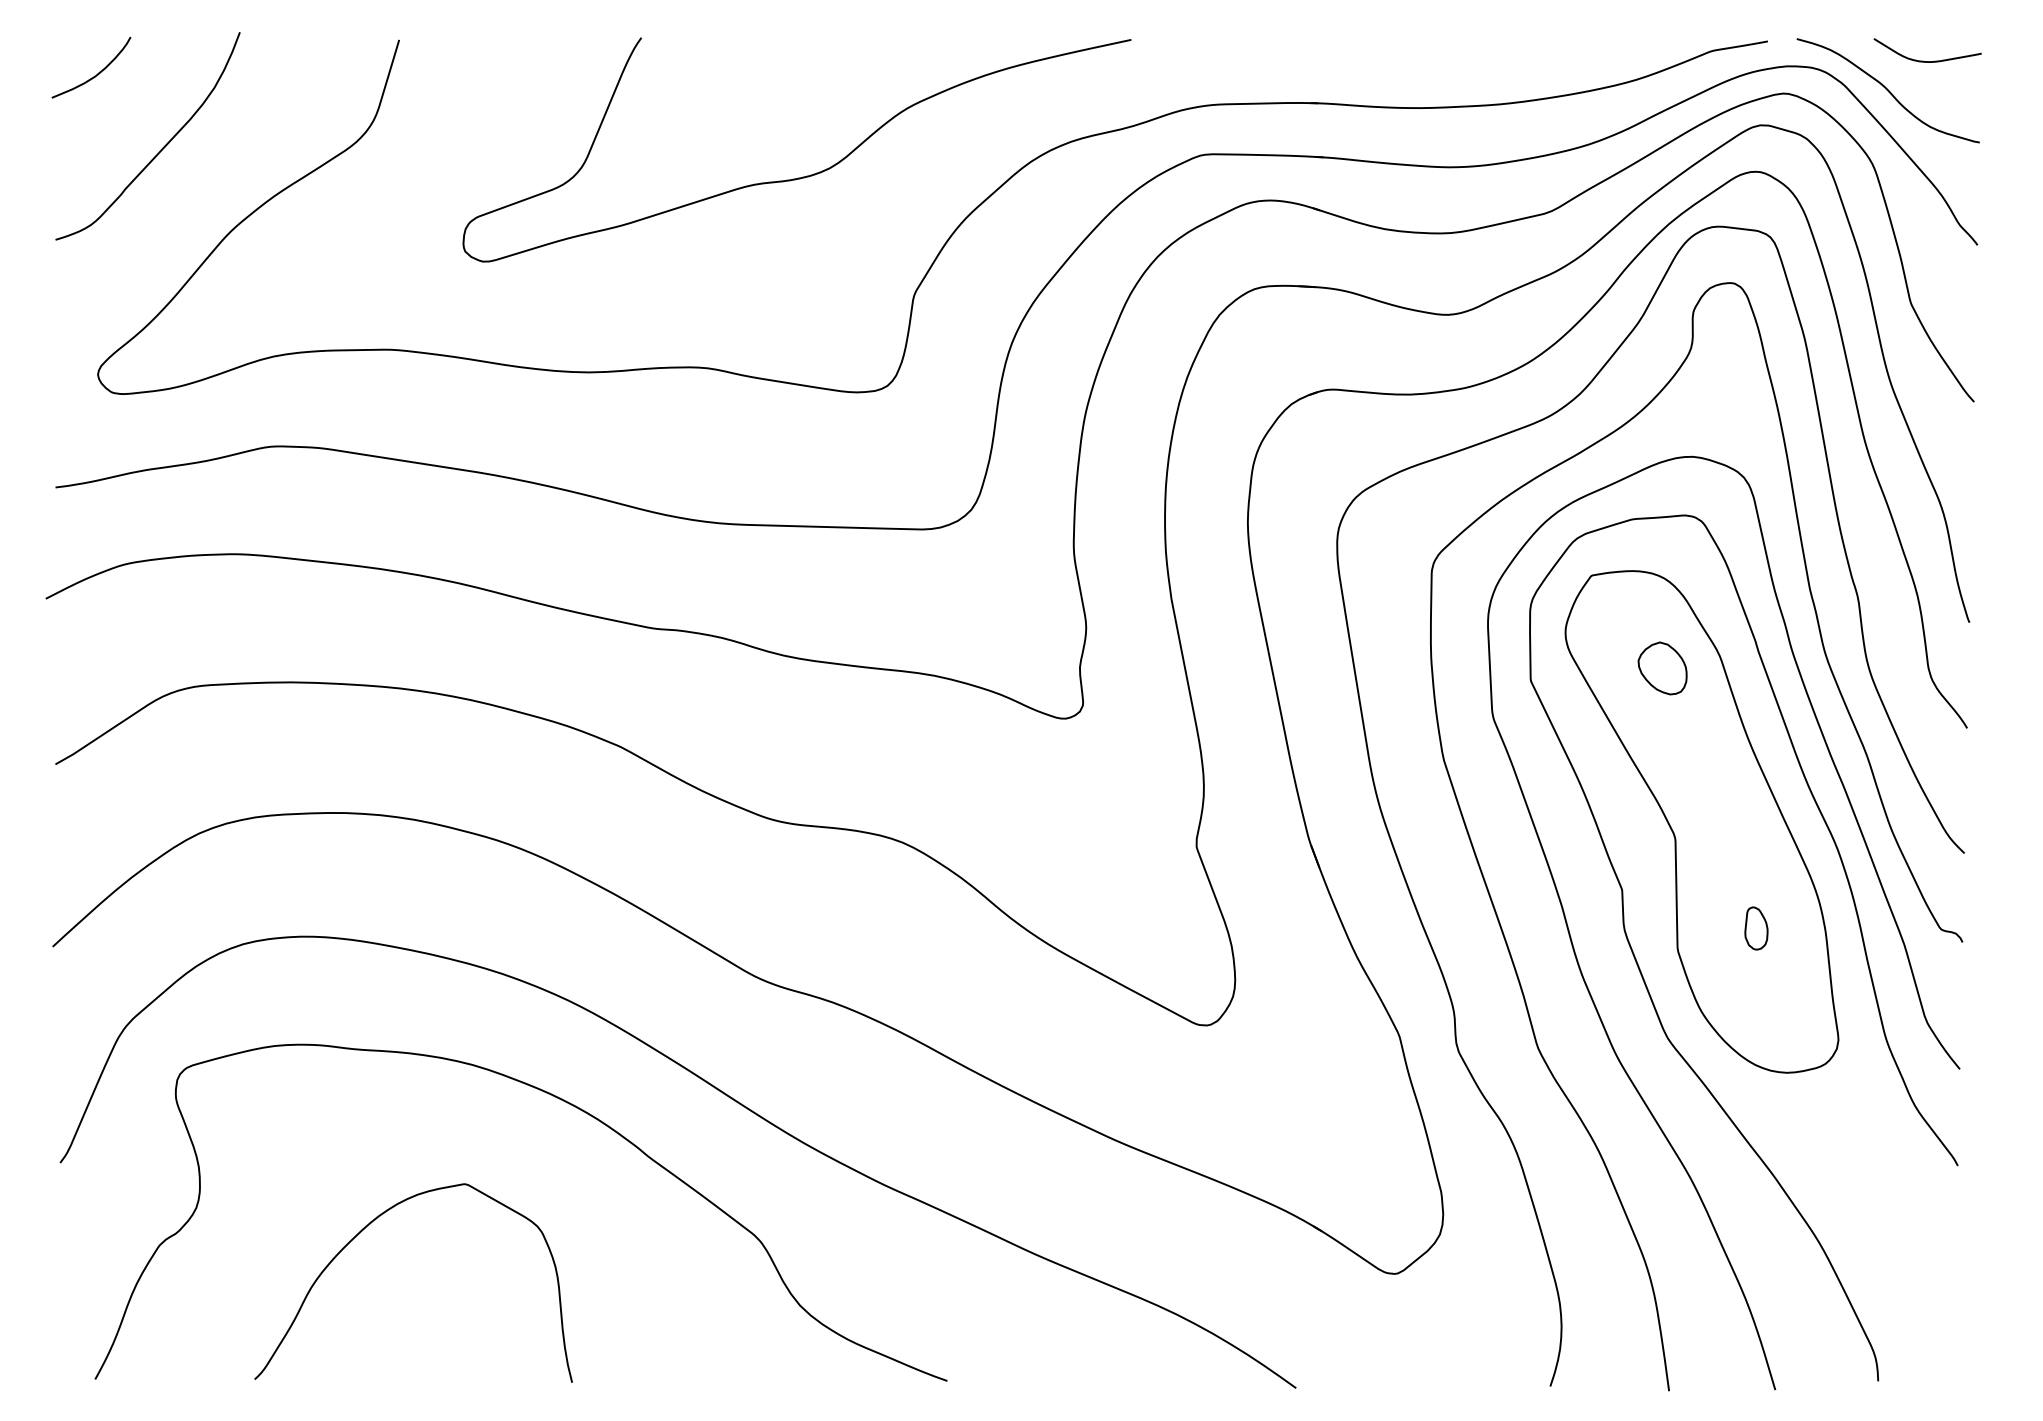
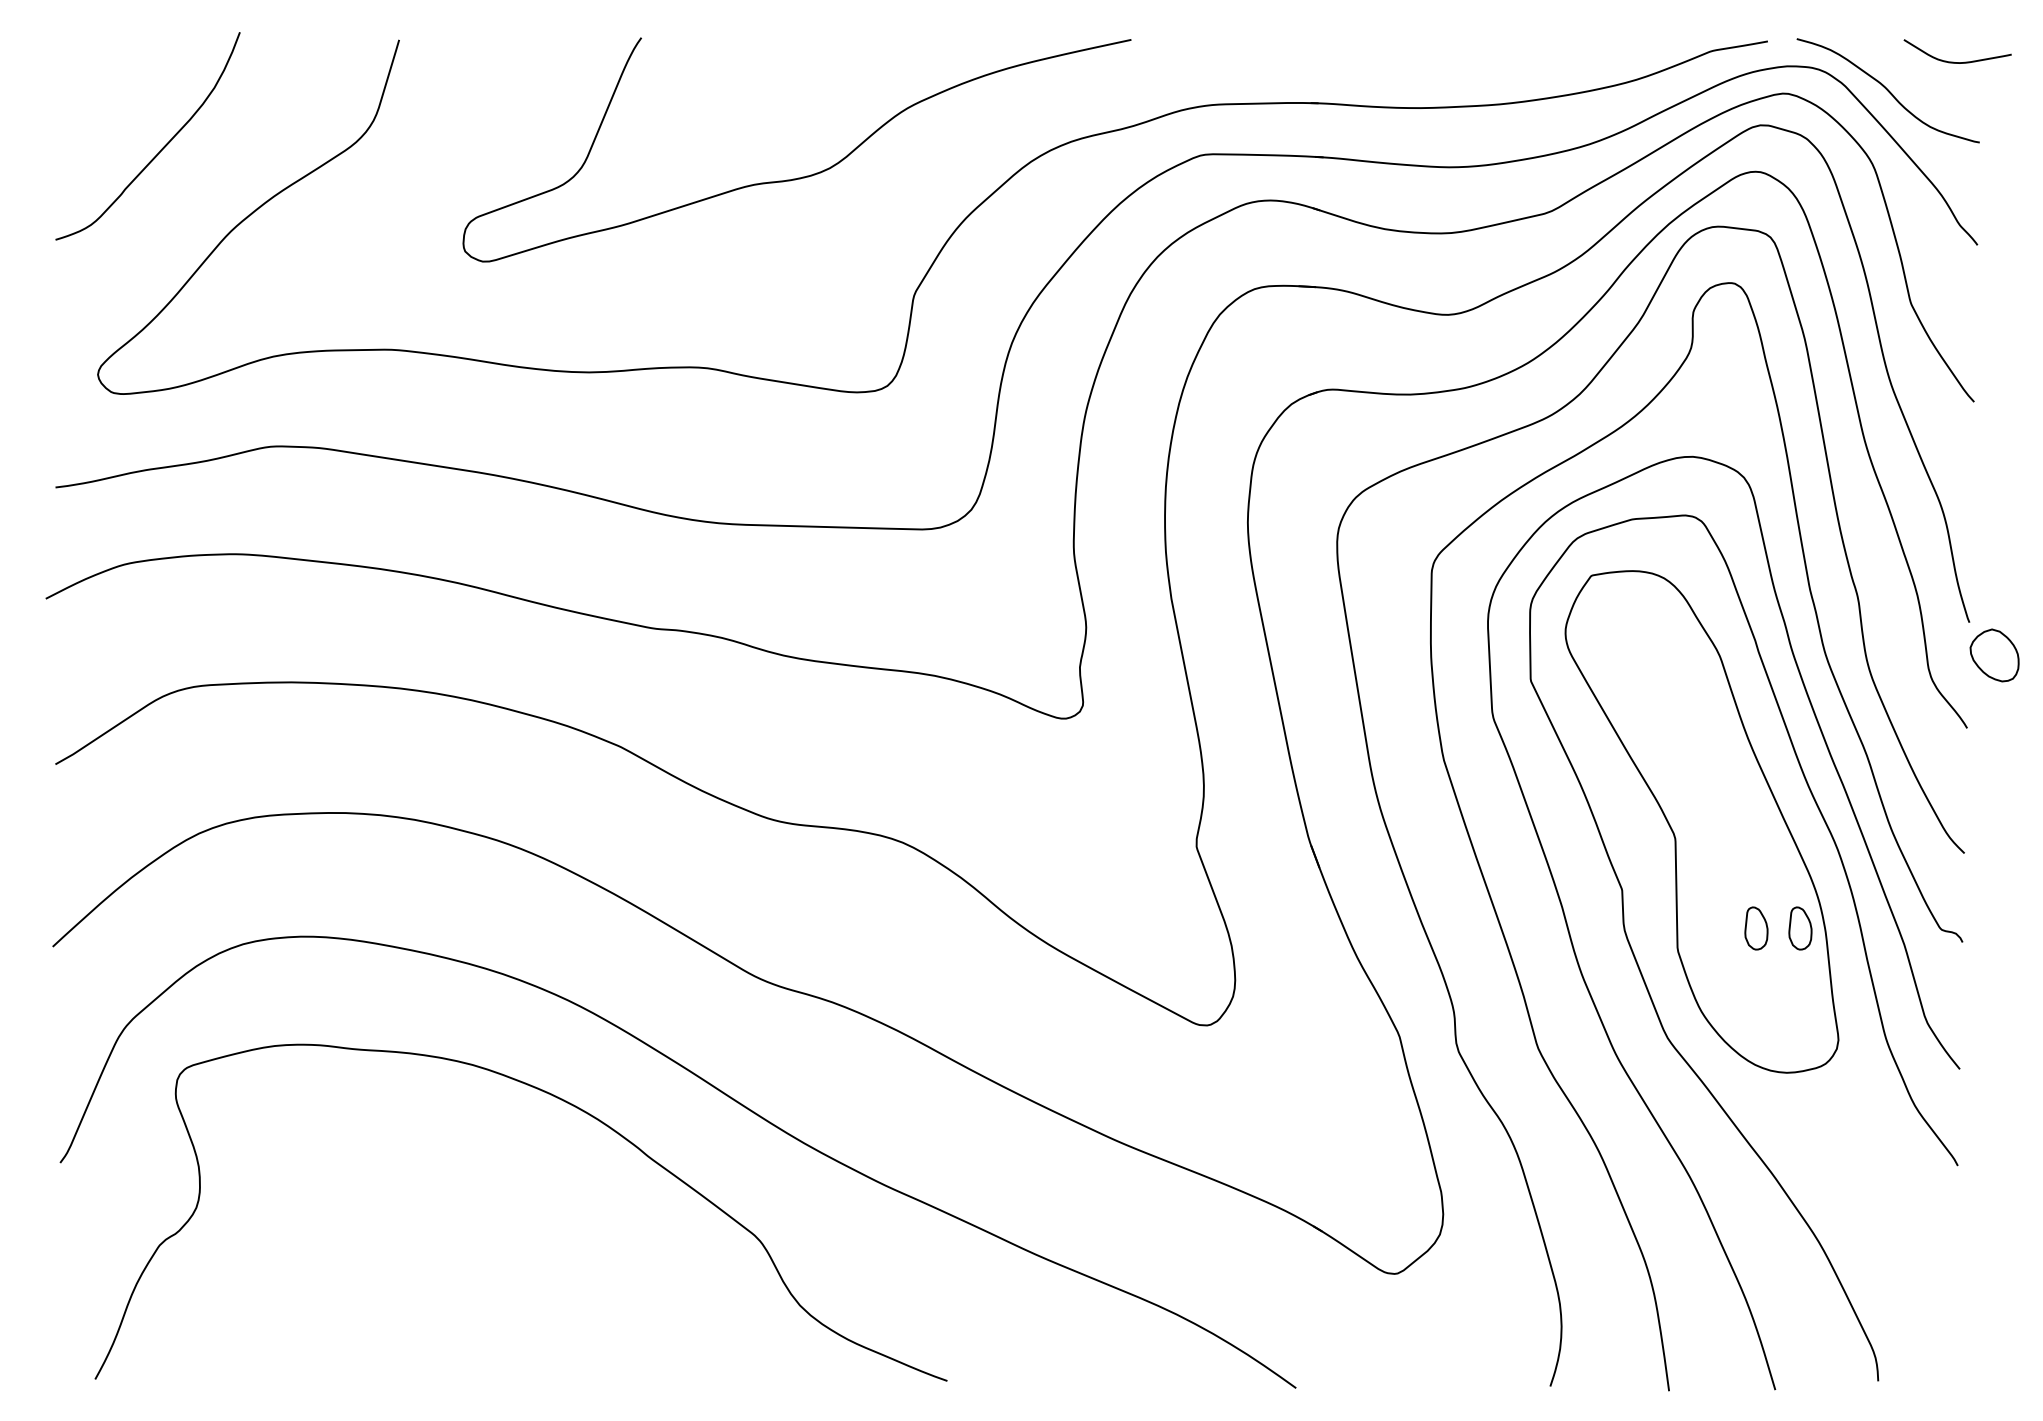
curve position: (1923, 60) -> (1953, 61) (1953, 61)
curve: present -> none (97, 73)
part position: (1662, 668) -> (1994, 655) (1994, 655)
part: none -> present (1800, 928)
curve: present -> none (369, 1225)
